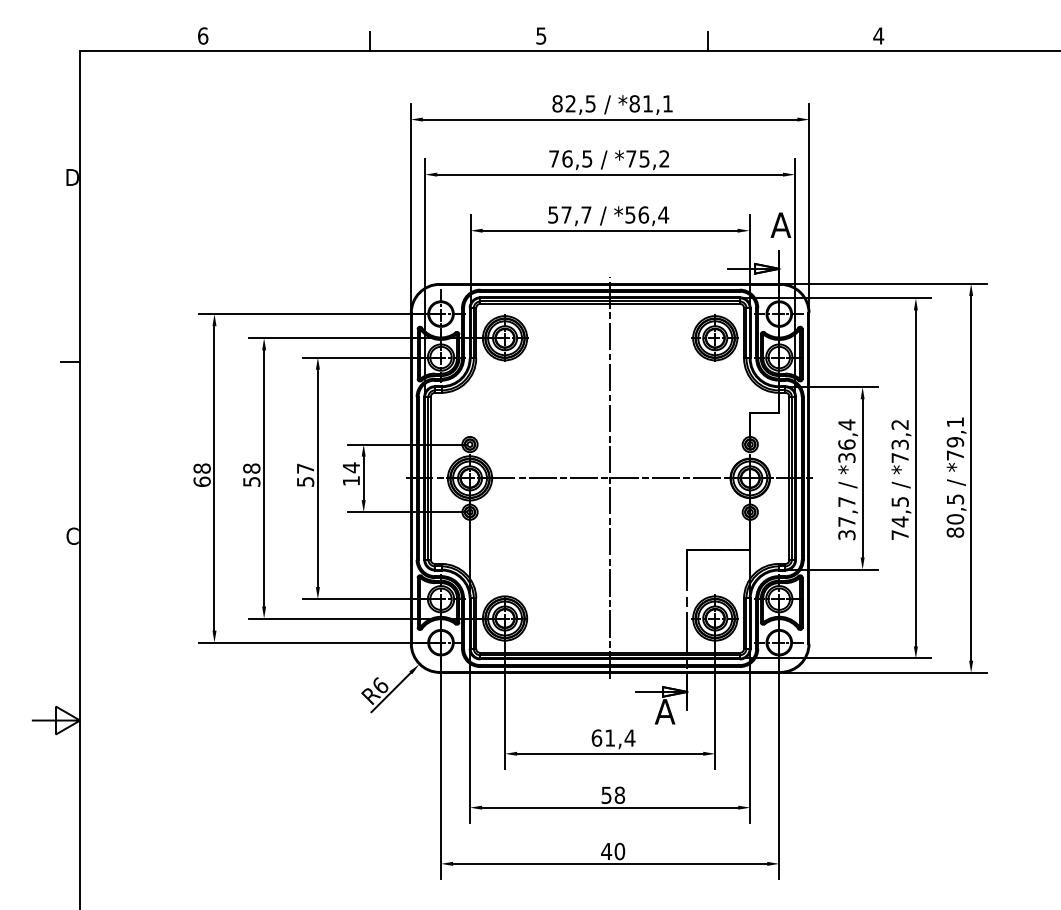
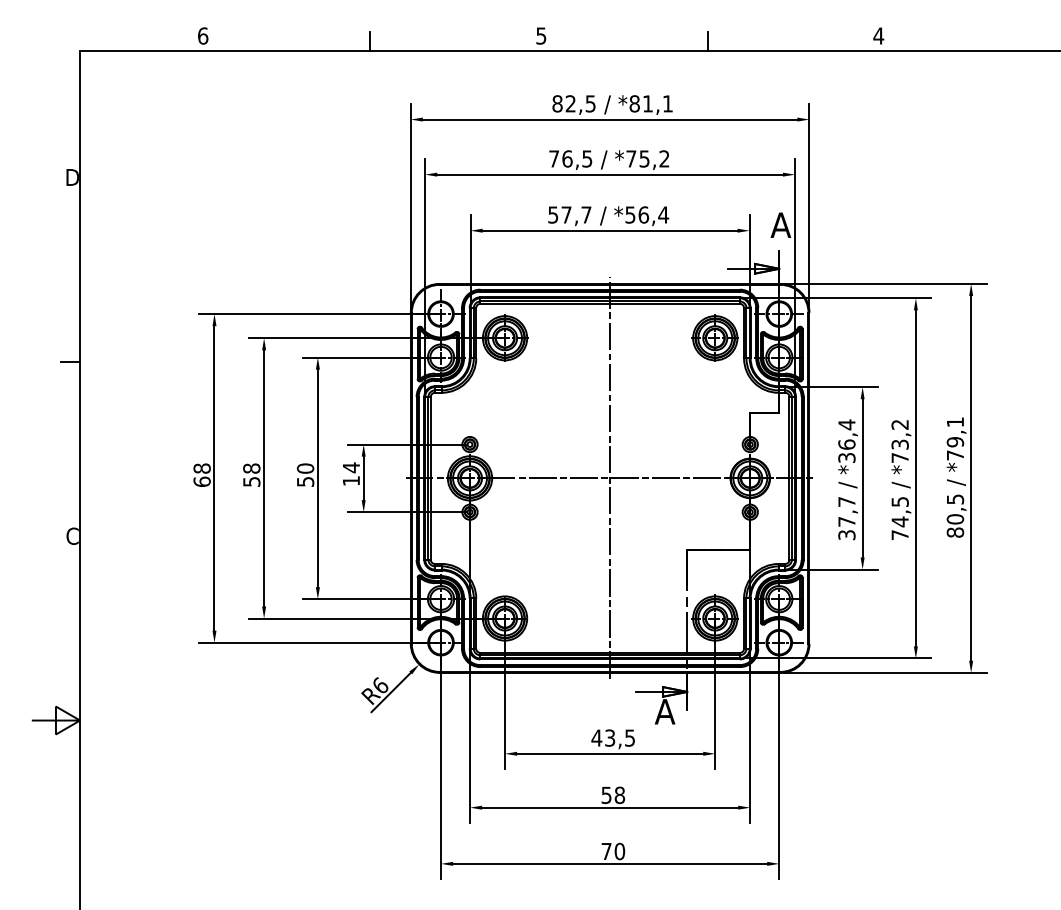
text: 57 -> 50 (305, 468)
text: 61,4 -> 43,5 (613, 737)
text: 40 -> 70 (606, 851)
